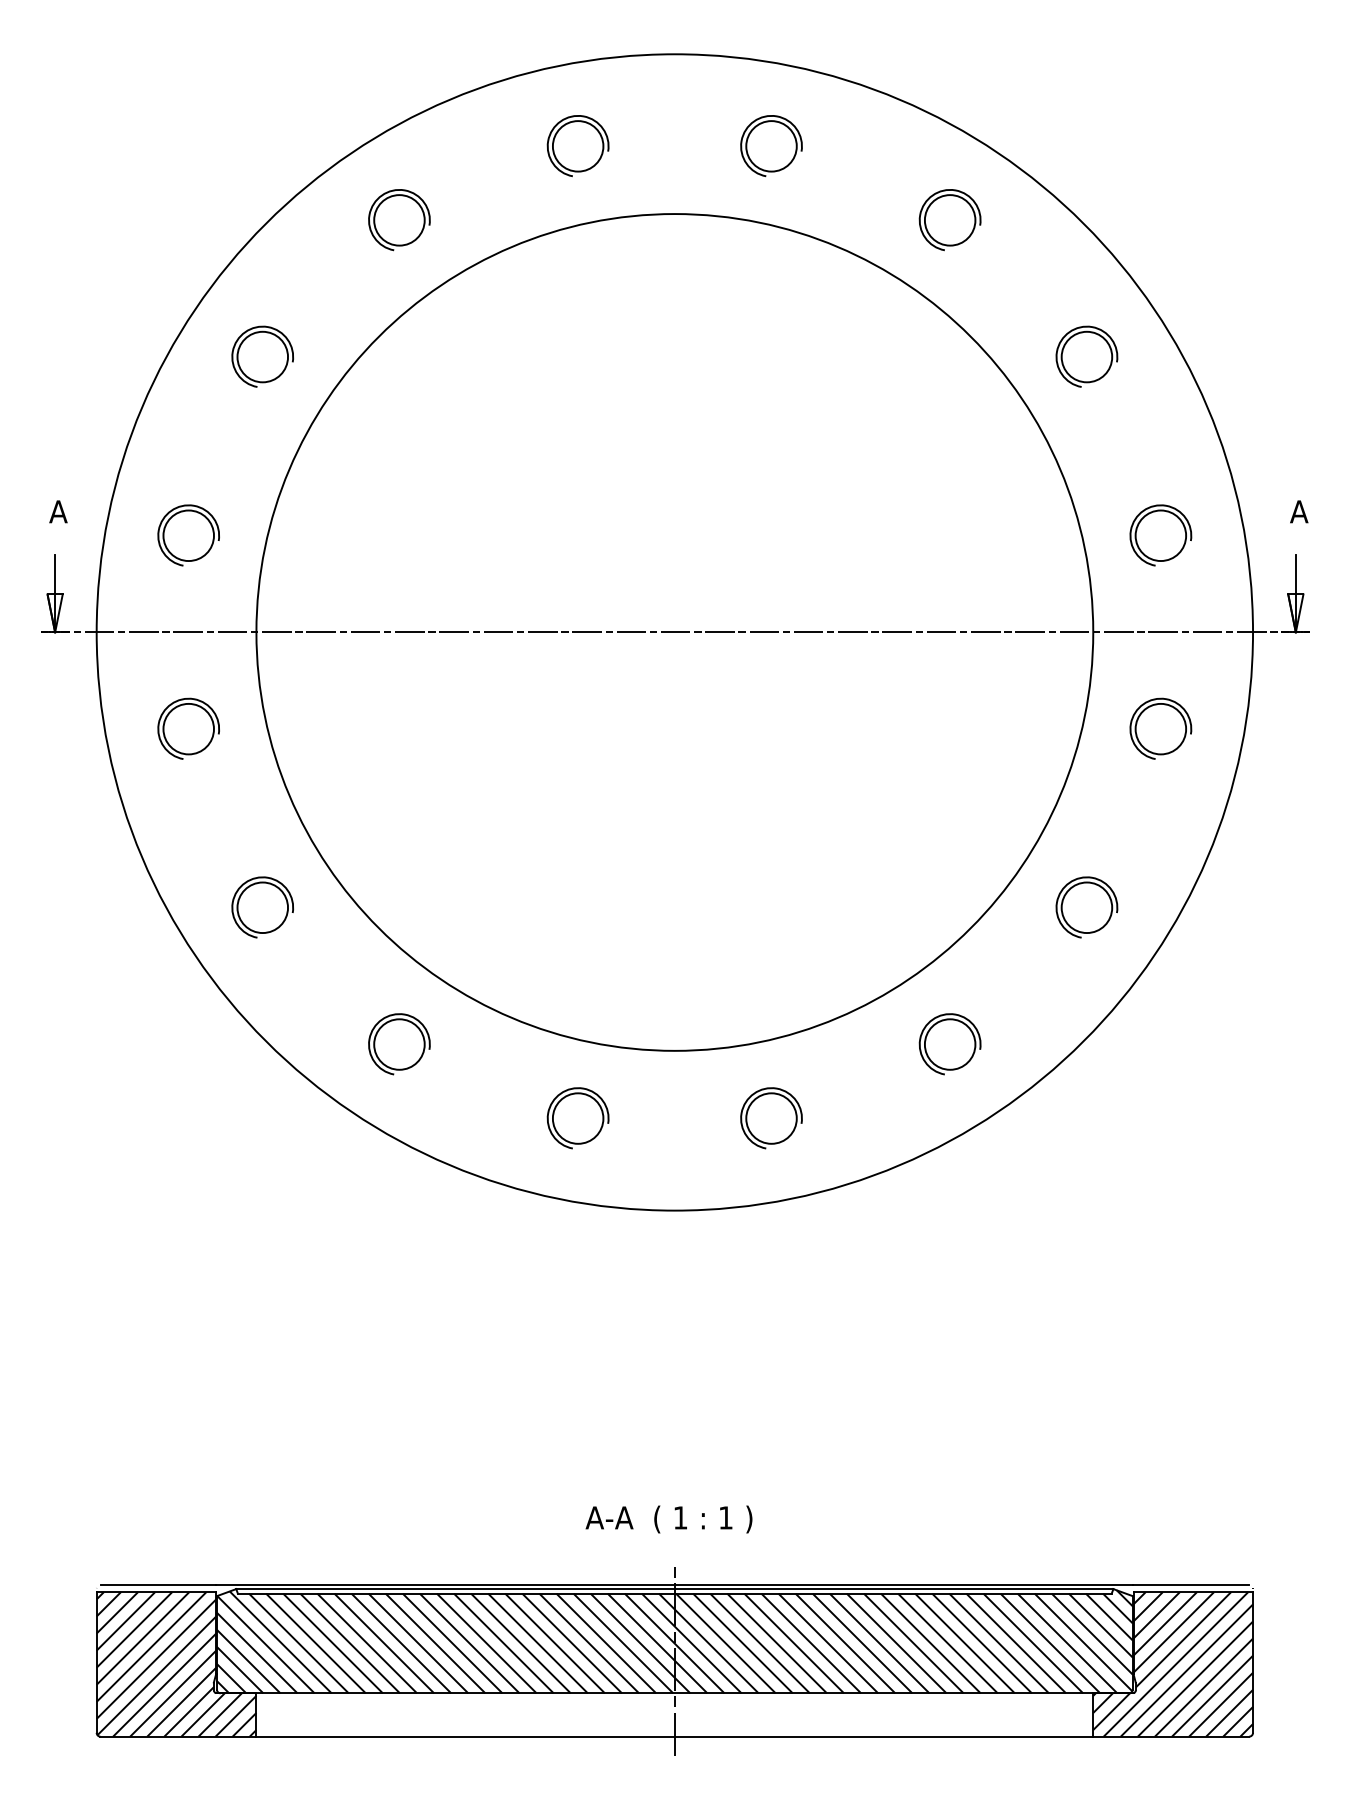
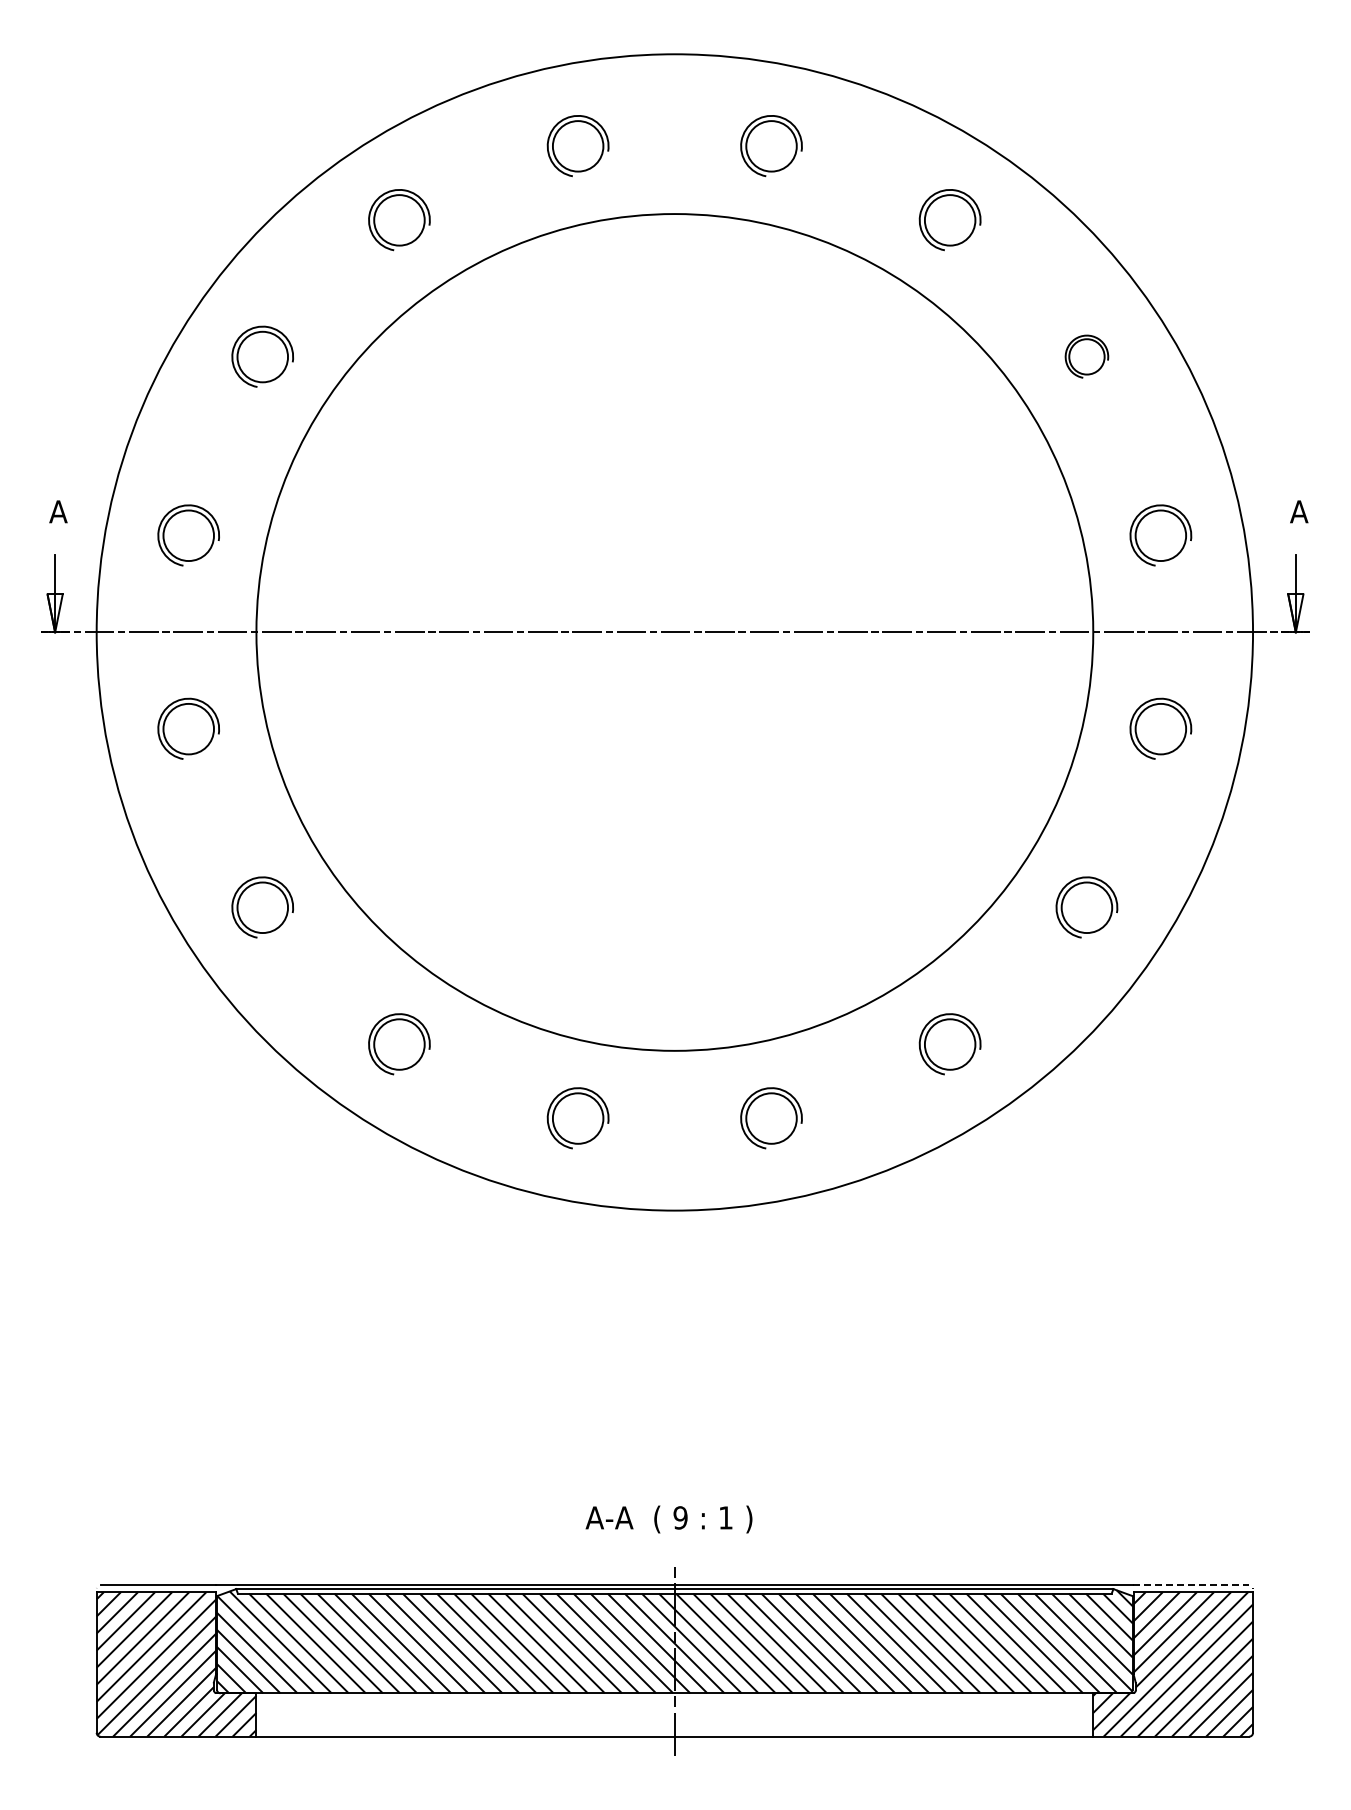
part size: 64x63 px -> 46x45 px (1086, 356)
text: 1 -> 9 (680, 1517)
line: solid -> dashed (1191, 1584)
